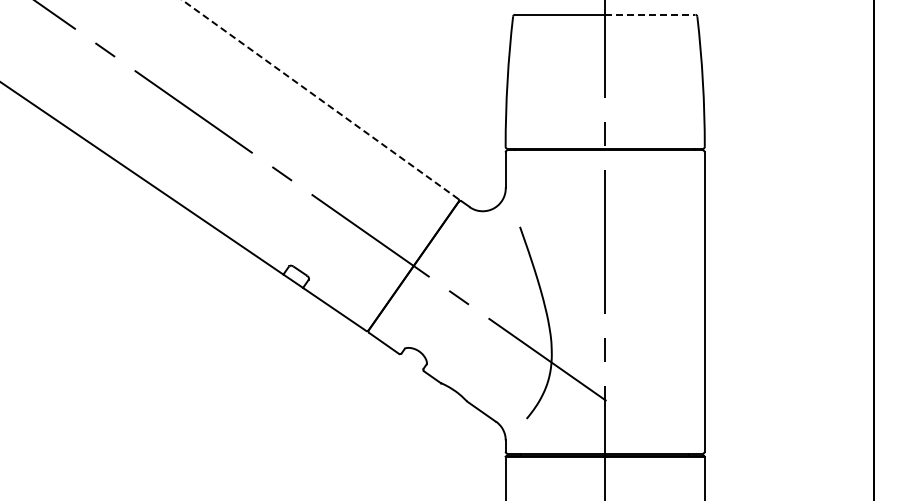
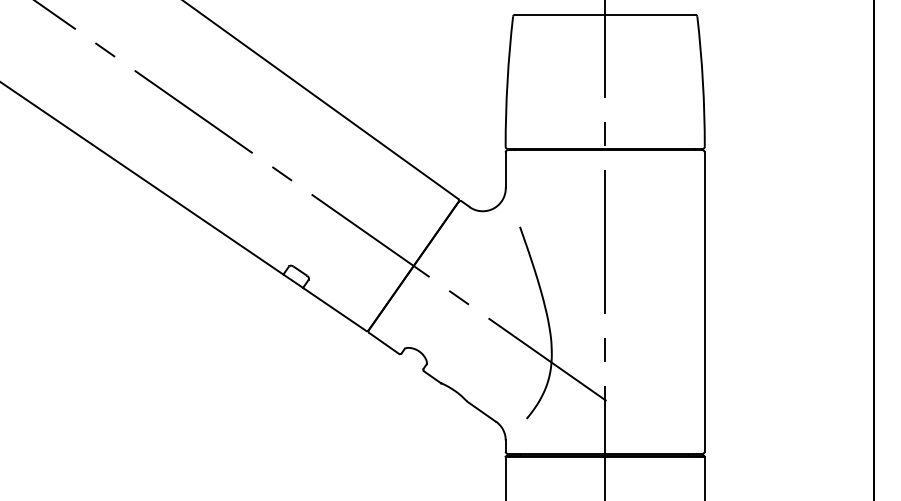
line: dashed -> solid (650, 14)
line: dashed -> solid (320, 99)
